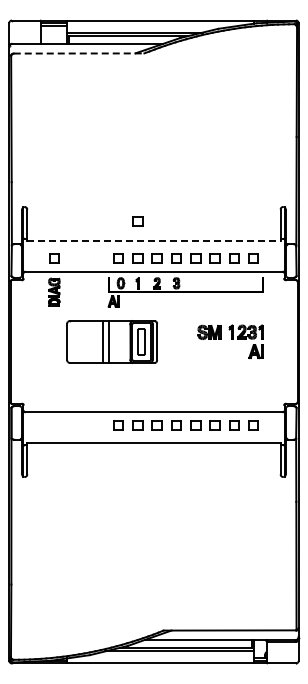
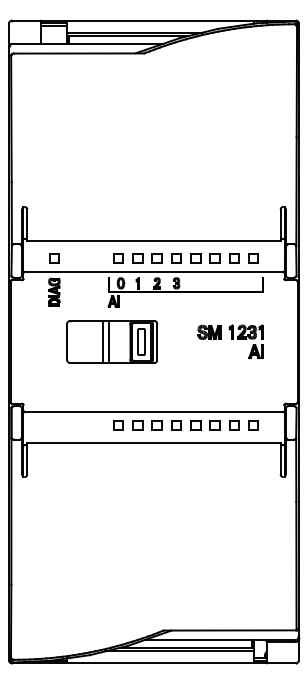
line: dashed -> solid (79, 53)
part: present -> none (137, 221)
line: dashed -> solid (153, 241)
